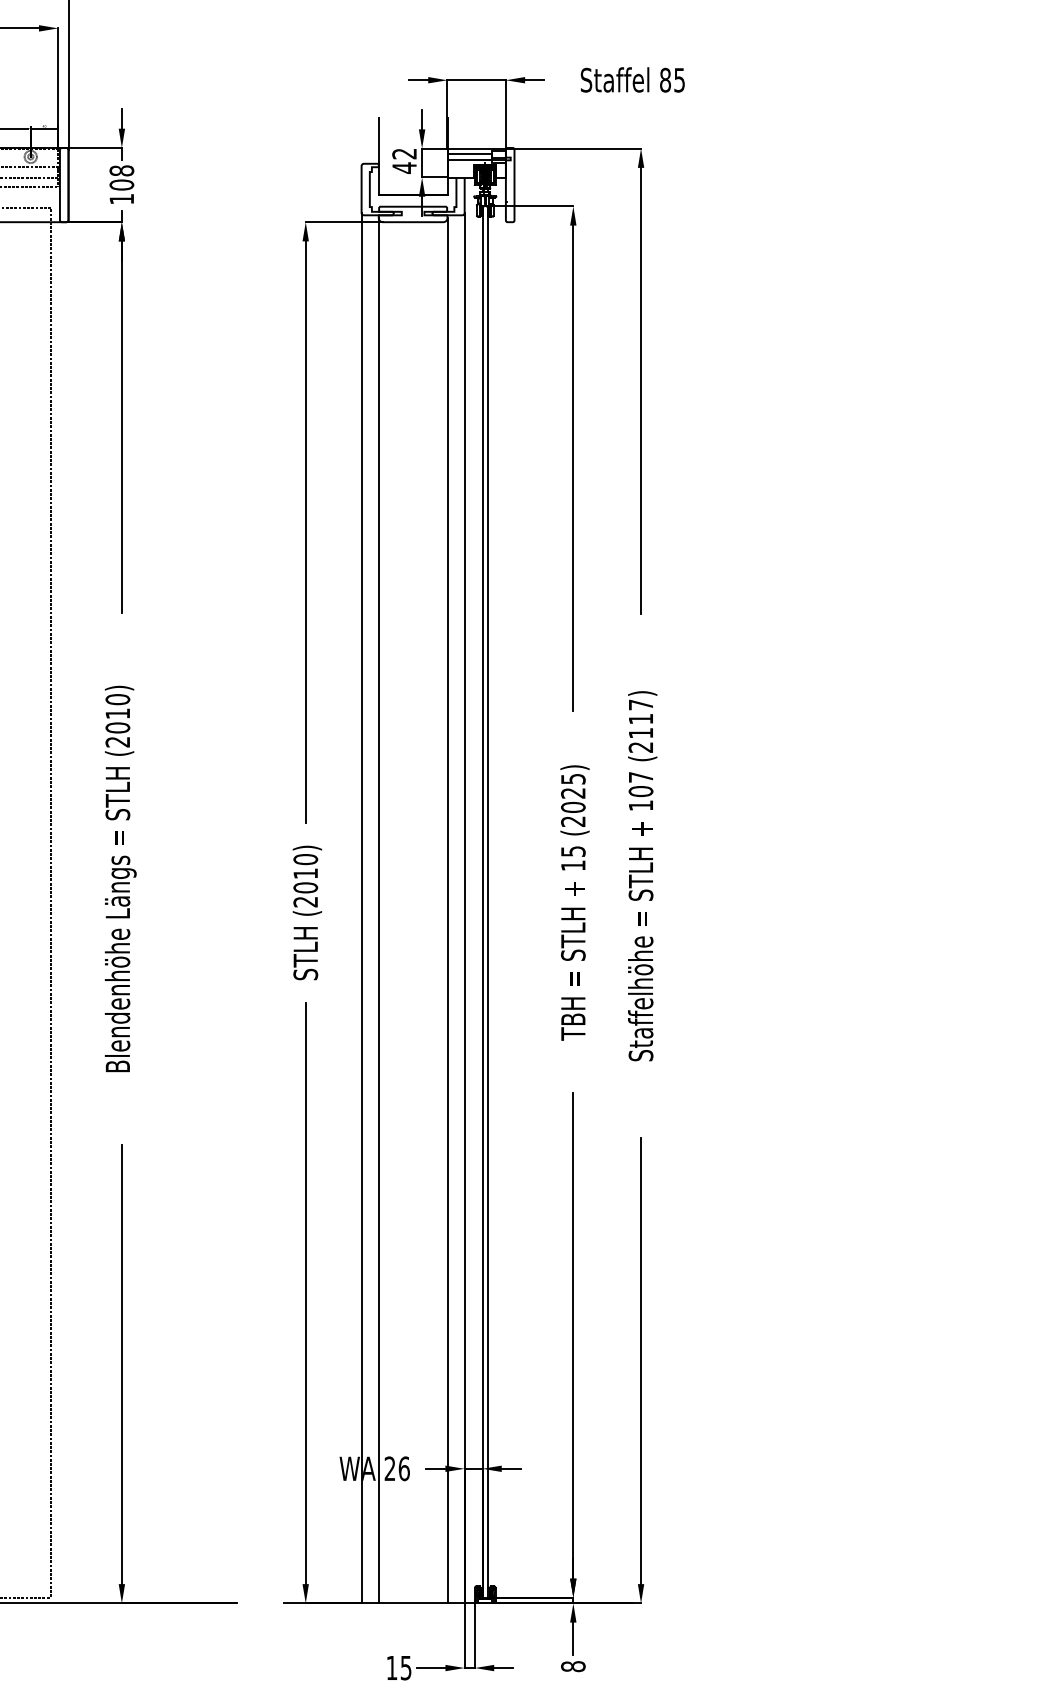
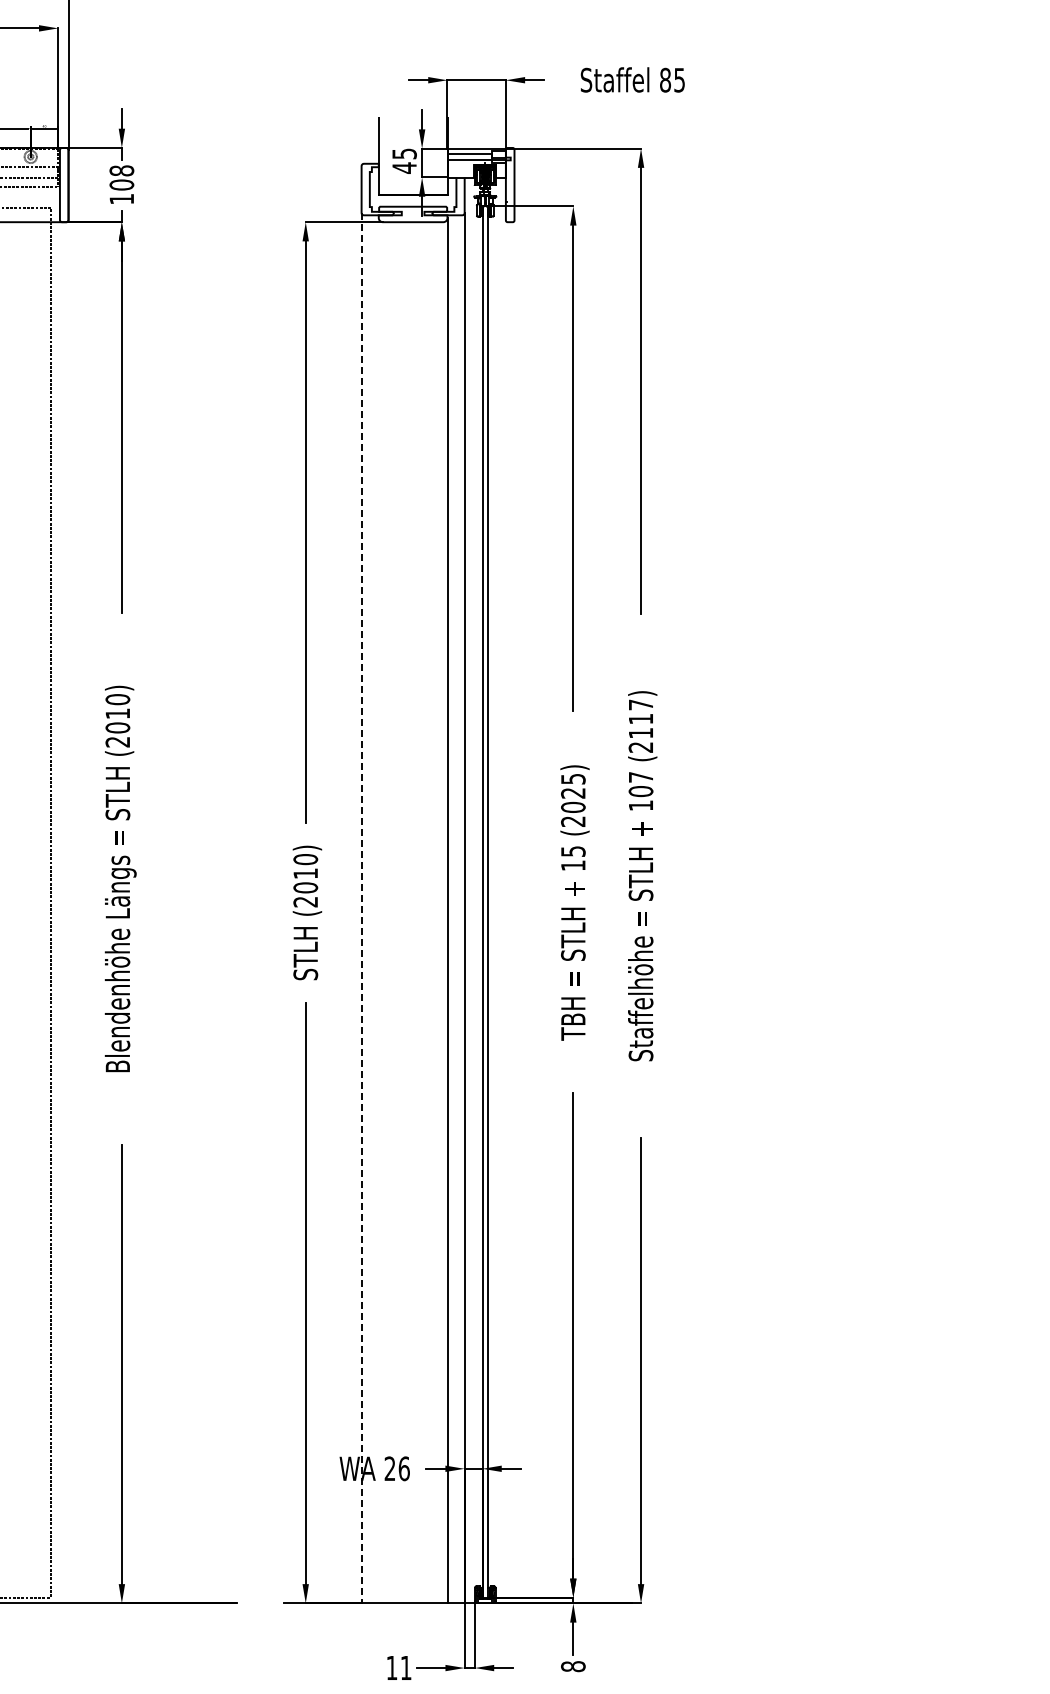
text: 42 -> 45 (404, 153)
line: solid -> dashed (361, 908)
line: present -> none (378, 910)
text: 15 -> 11 (405, 1668)
